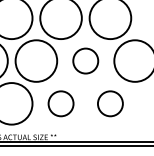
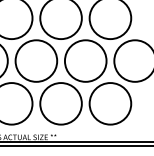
circle diameter: 25 px -> 42 px (85, 60)
circle diameter: 25 px -> 42 px (60, 103)
circle diameter: 25 px -> 42 px (110, 103)
